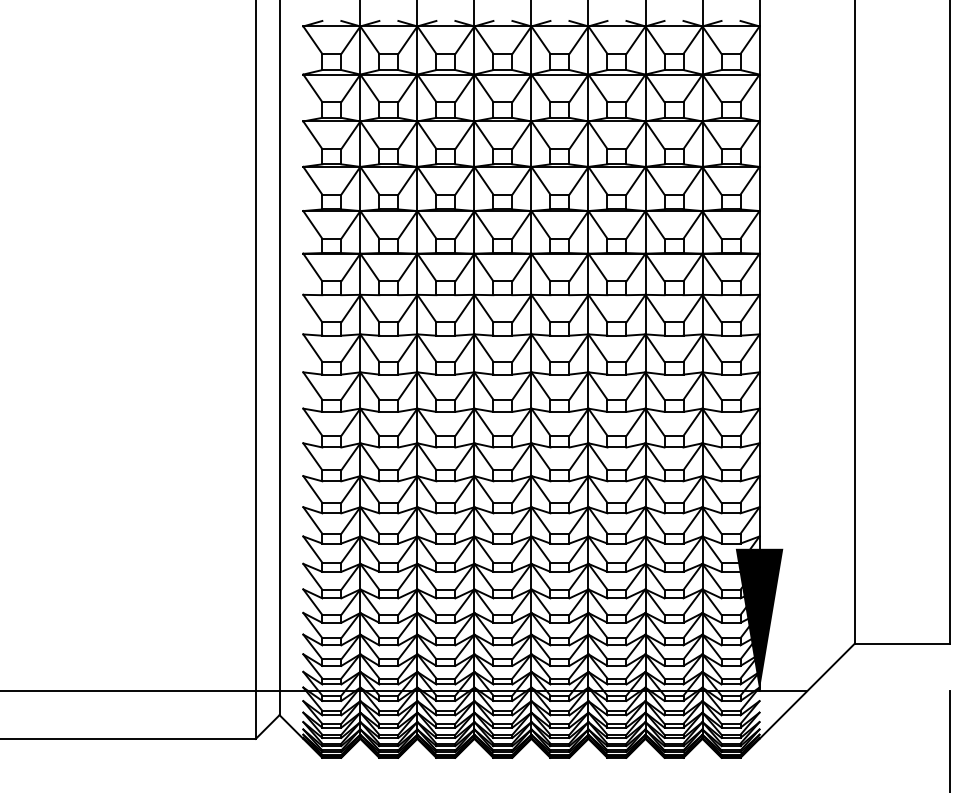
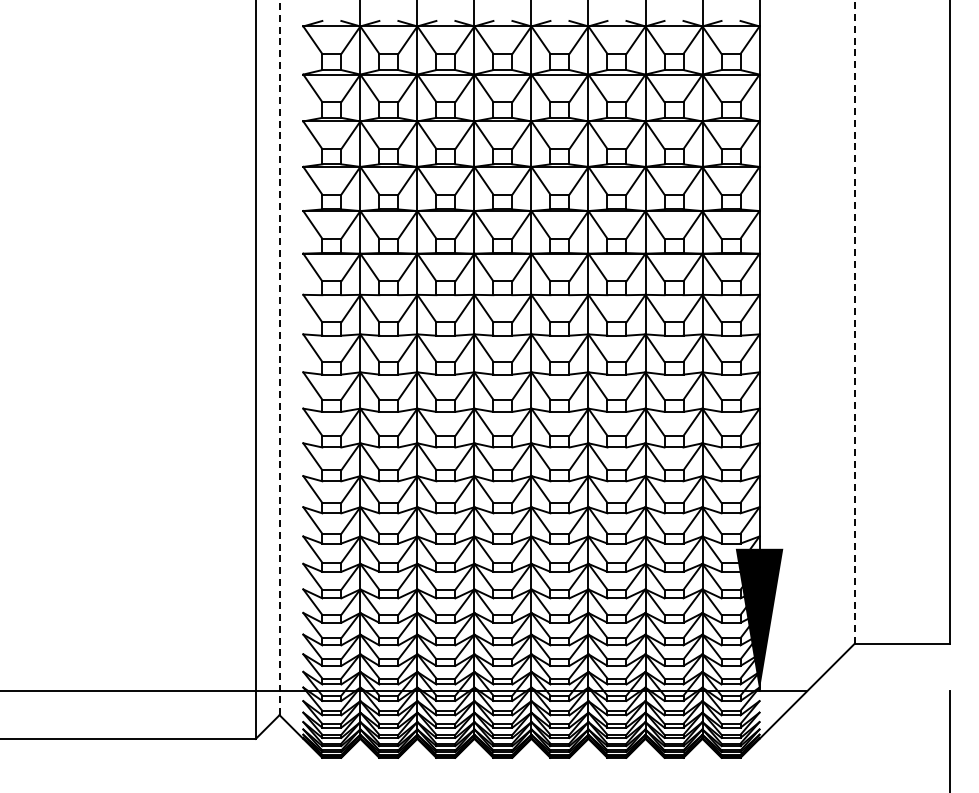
line: solid -> dashed (854, 321)
line: solid -> dashed (279, 357)
